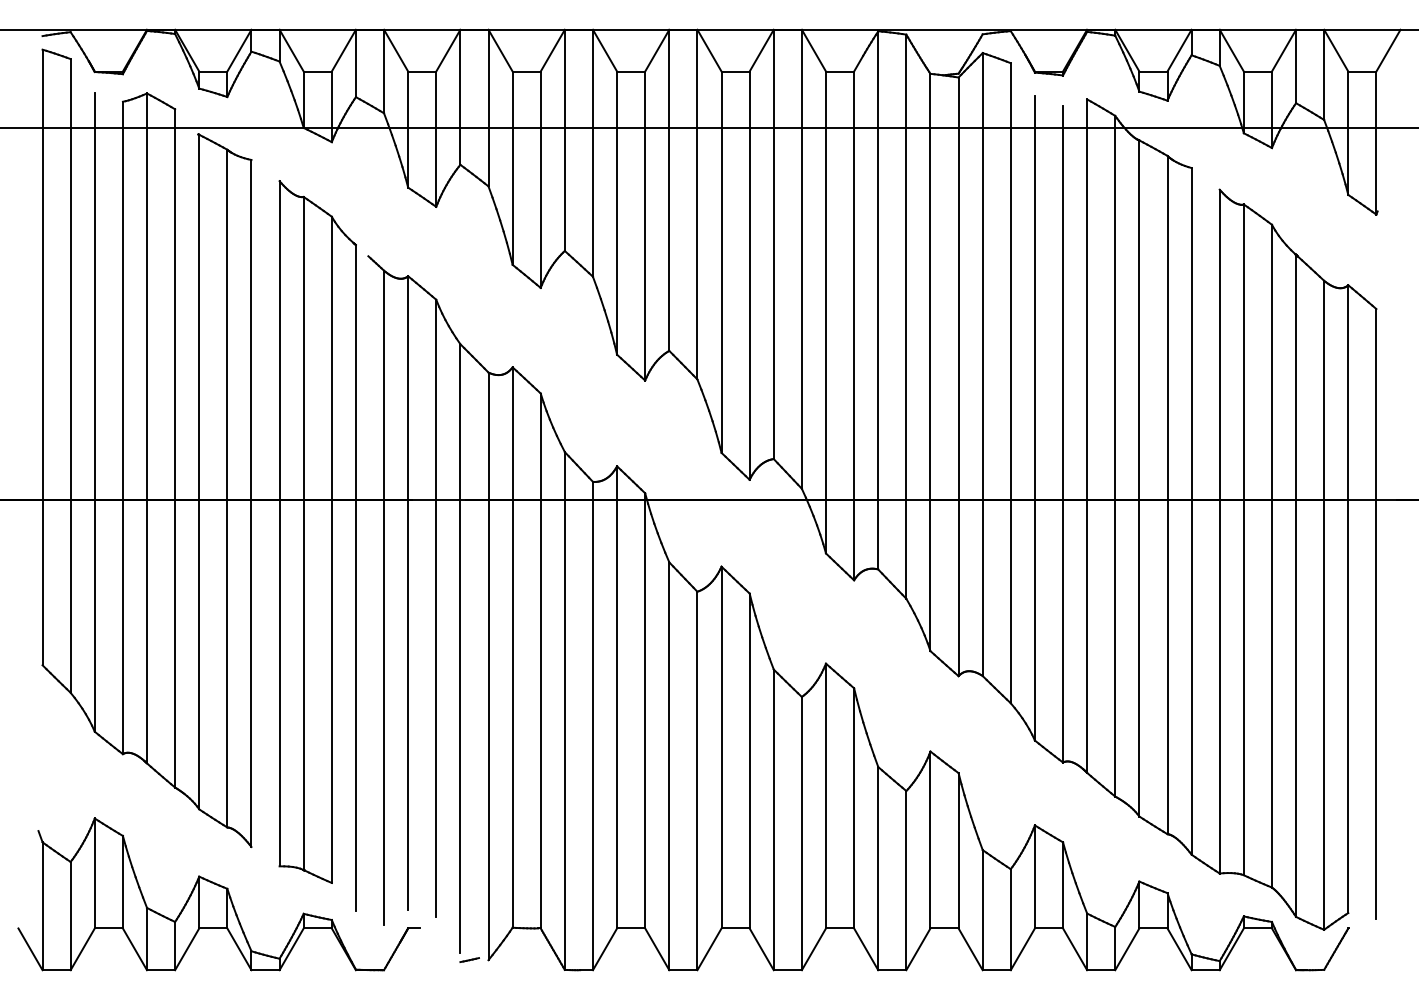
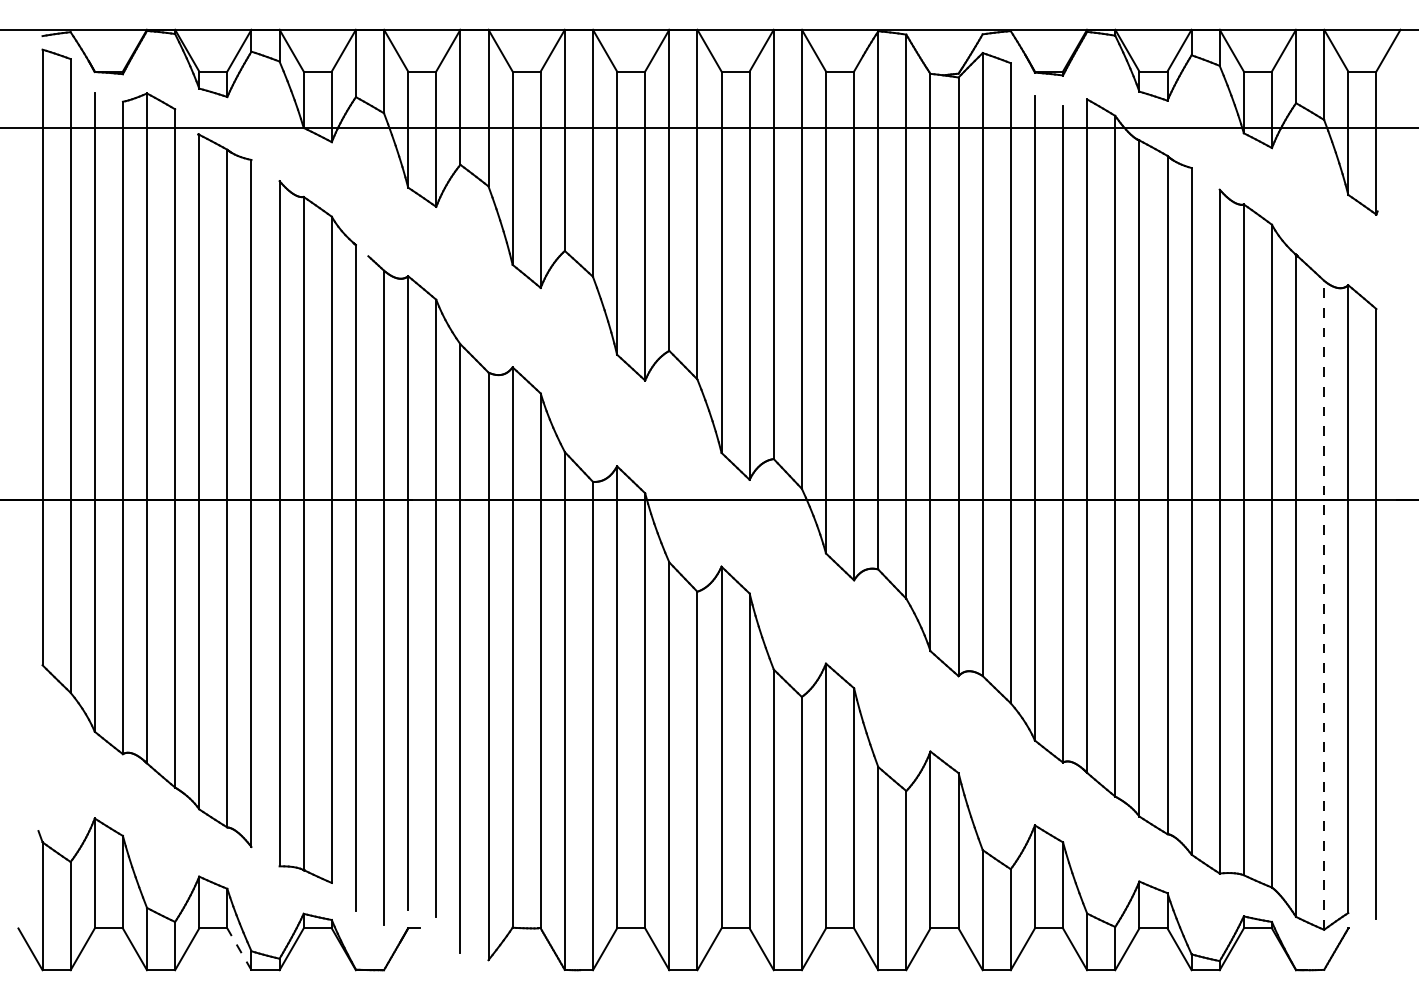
line: solid -> dashed (1324, 605)
line: solid -> dashed (239, 948)
line: present -> none (469, 959)
